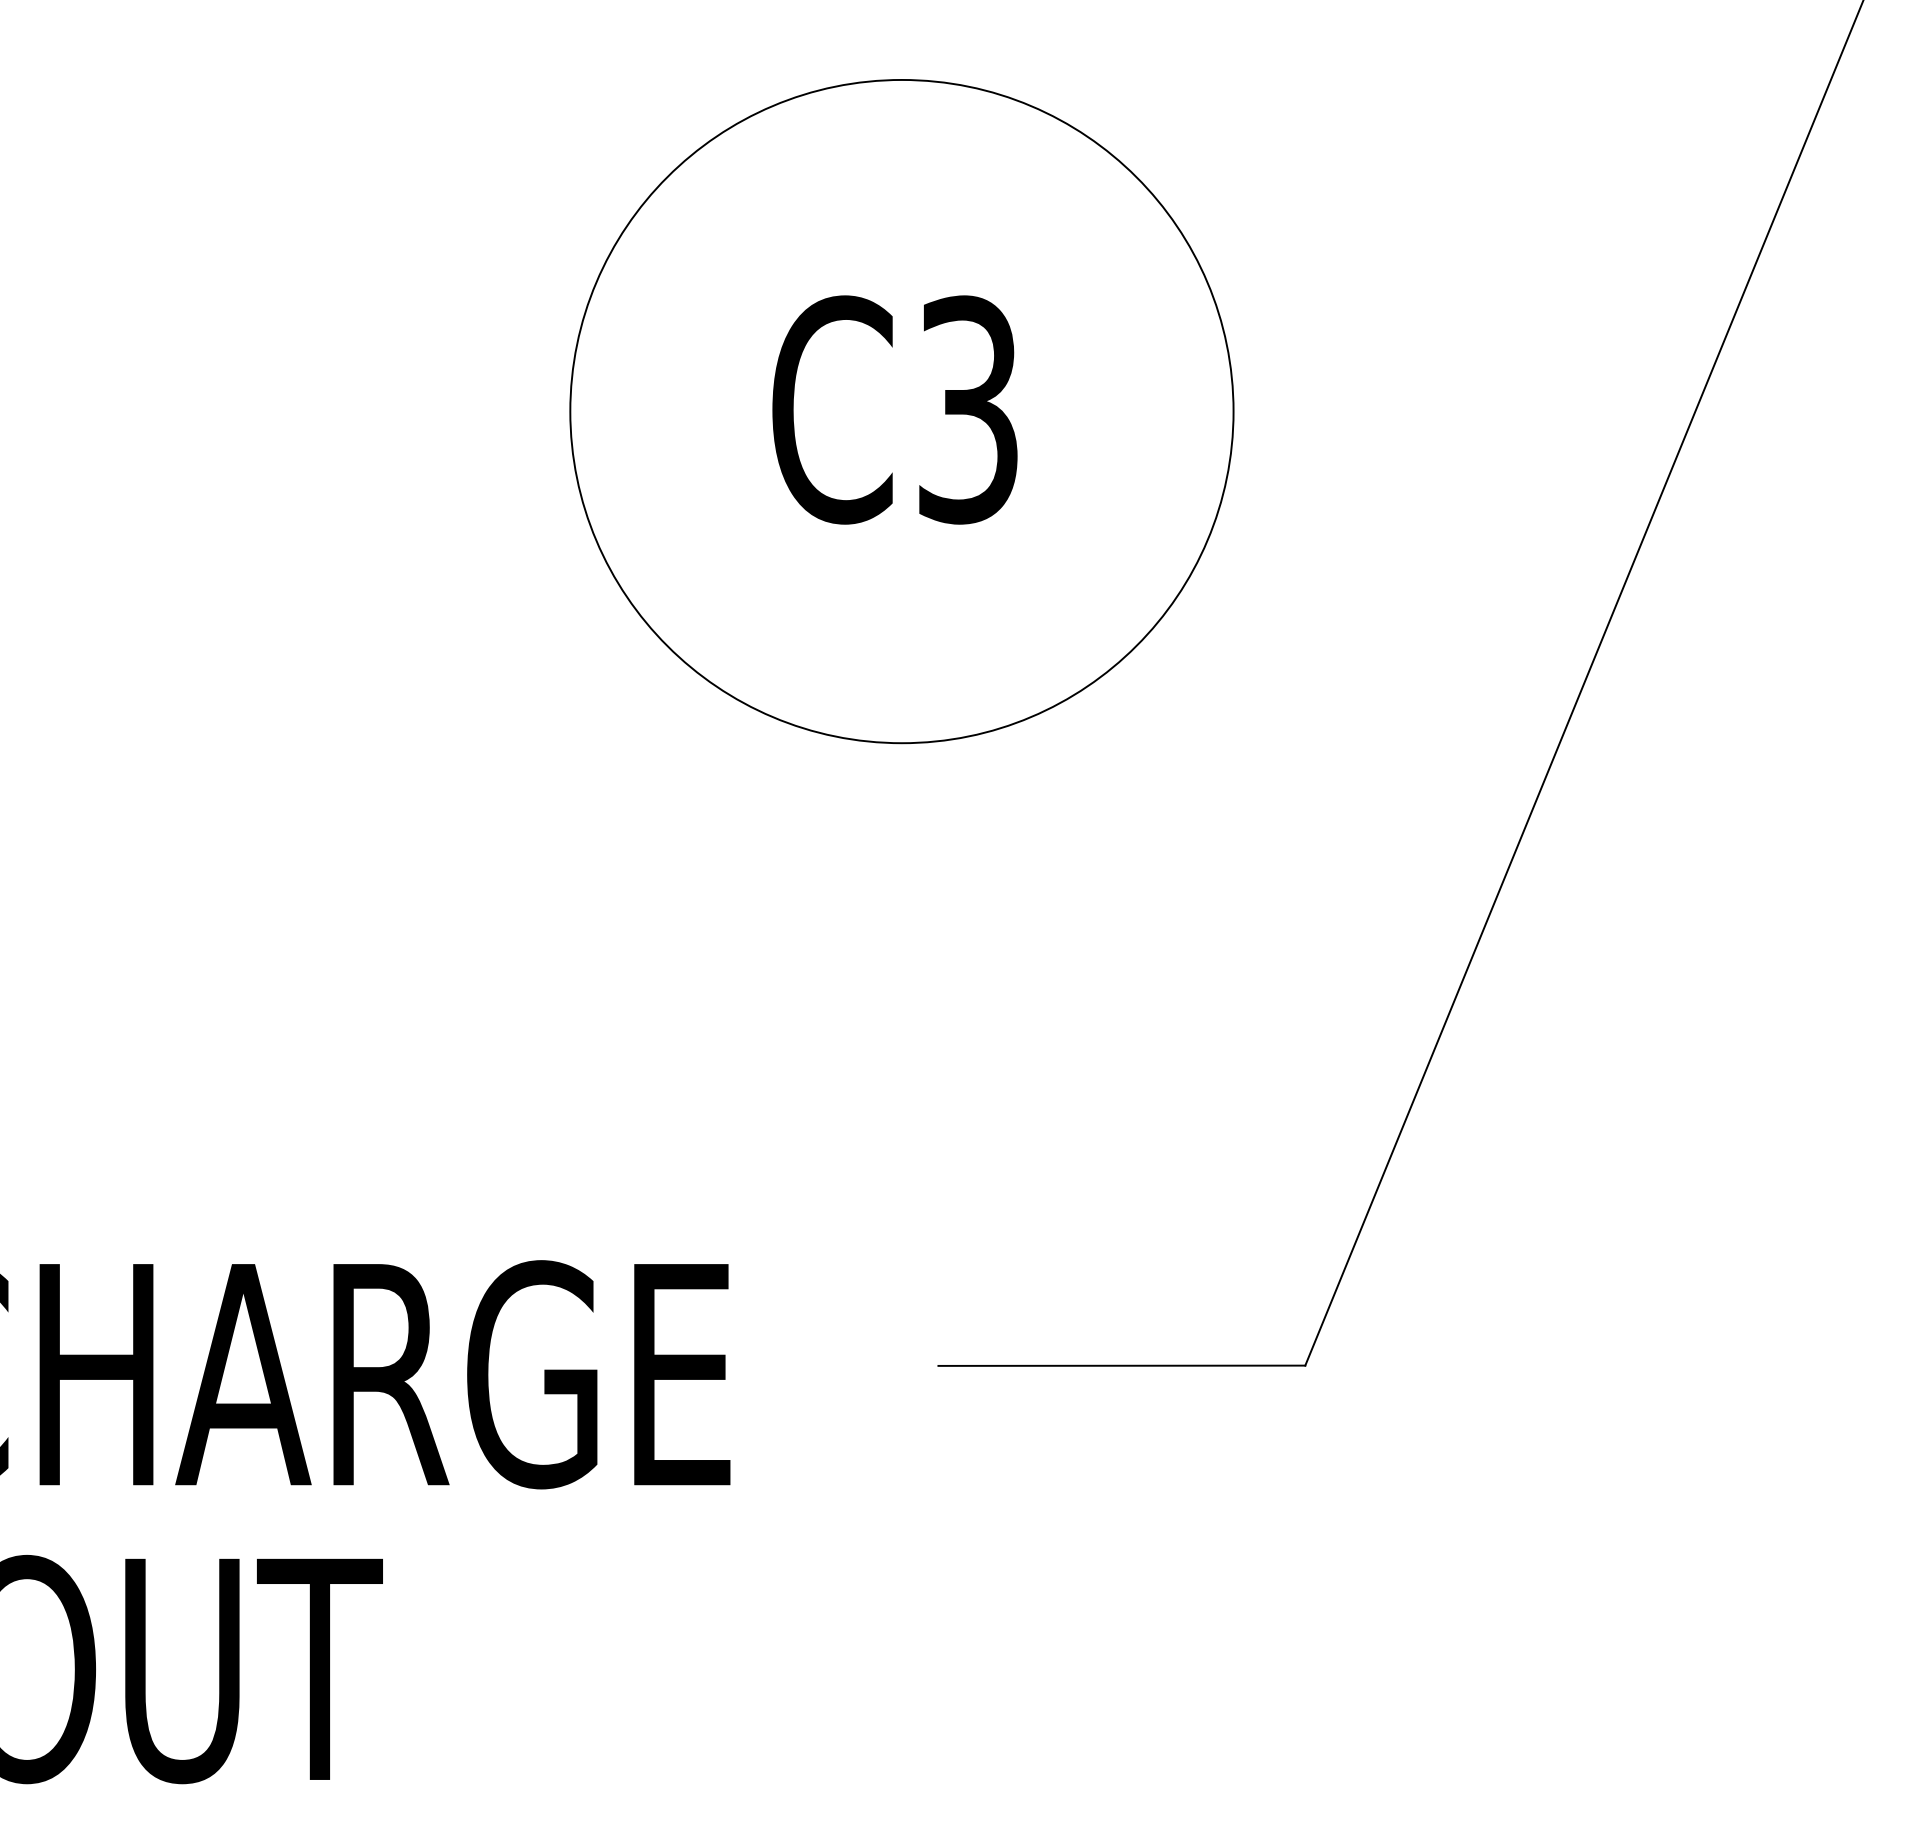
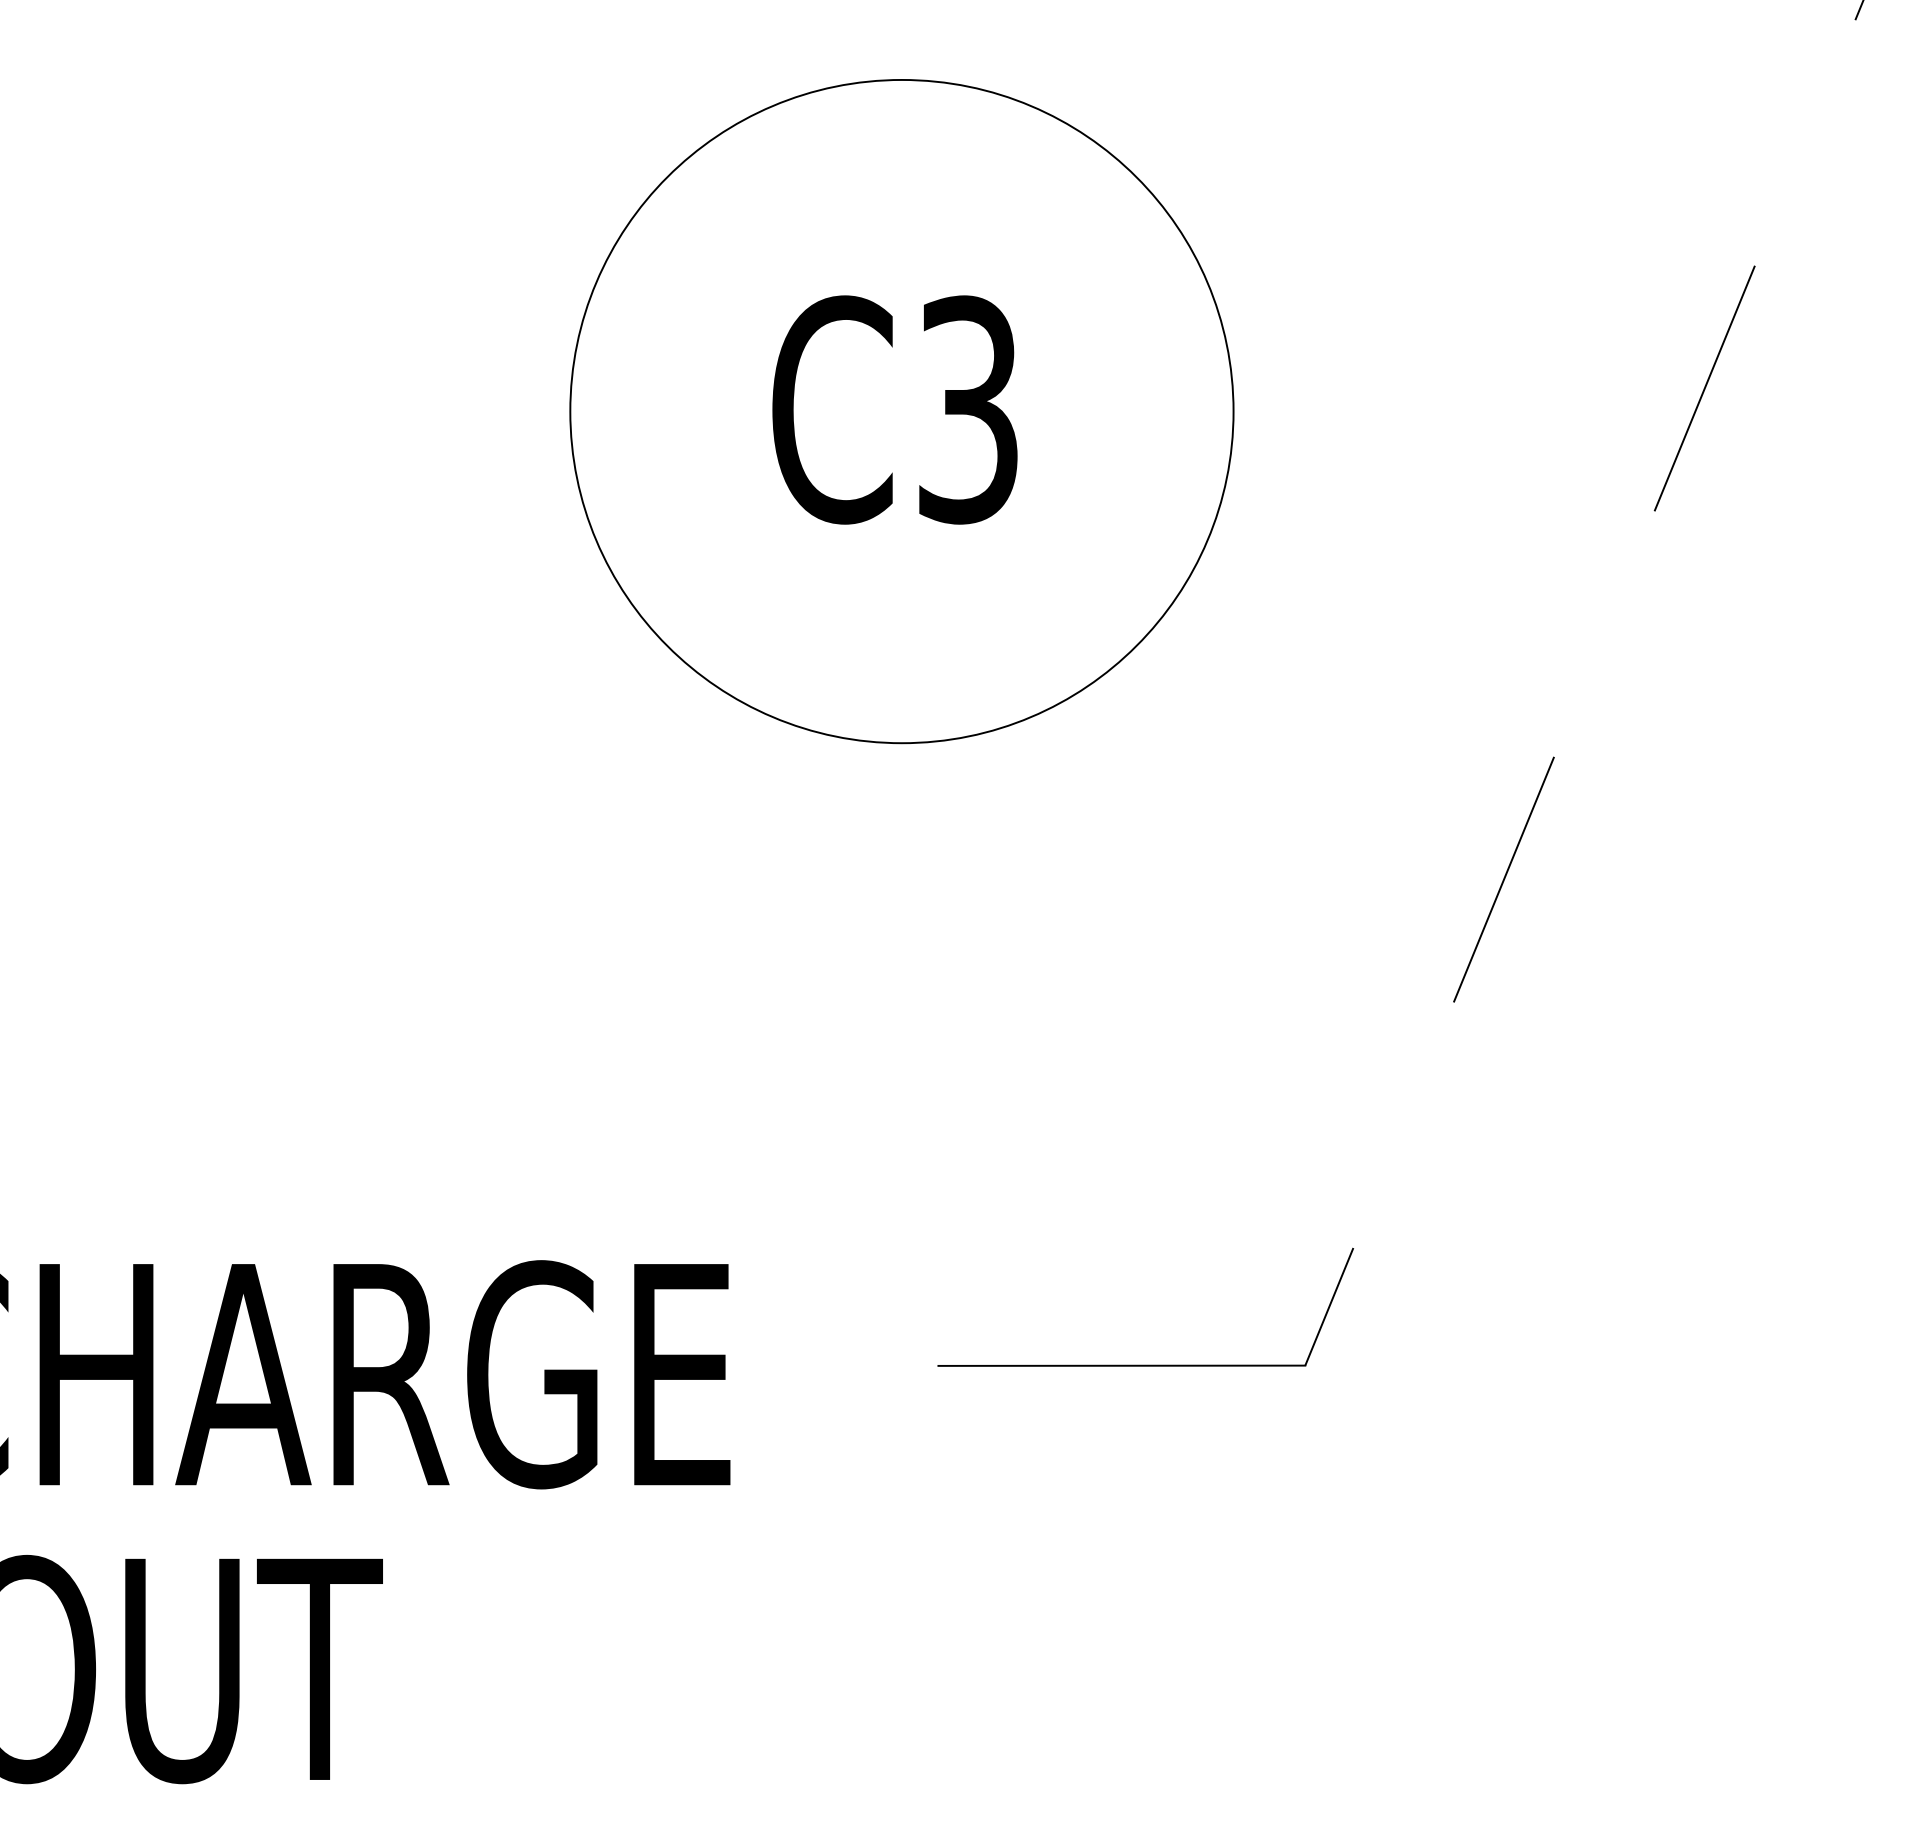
line: solid -> dashed (1584, 683)
